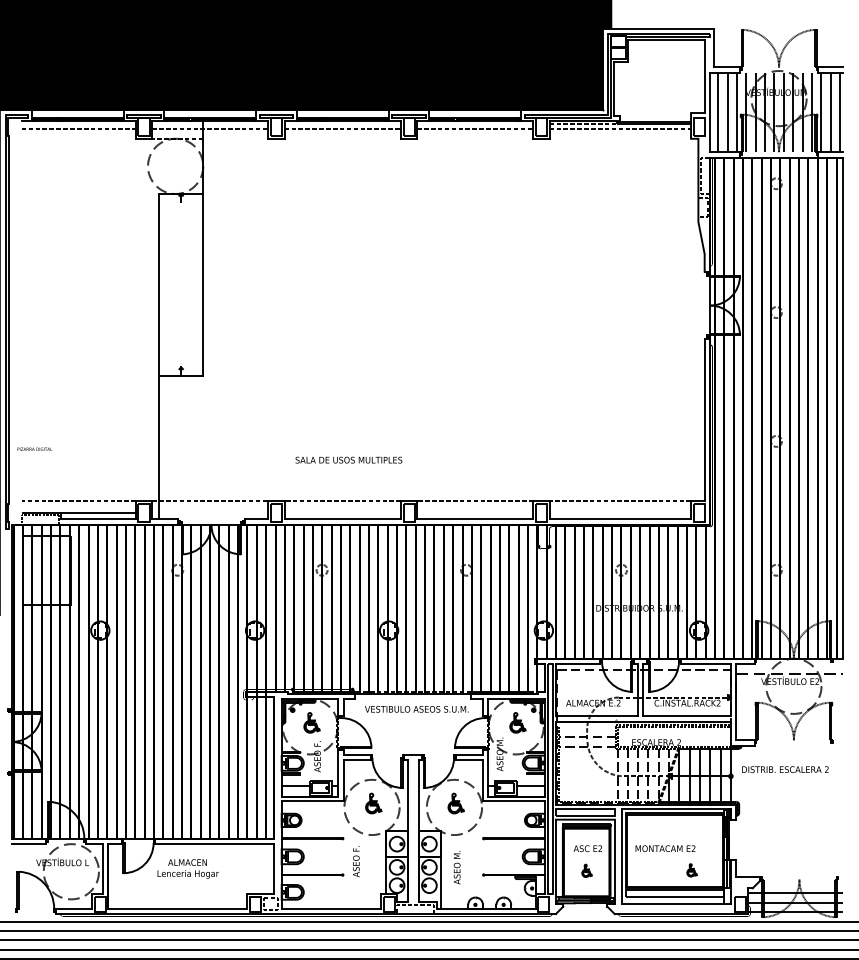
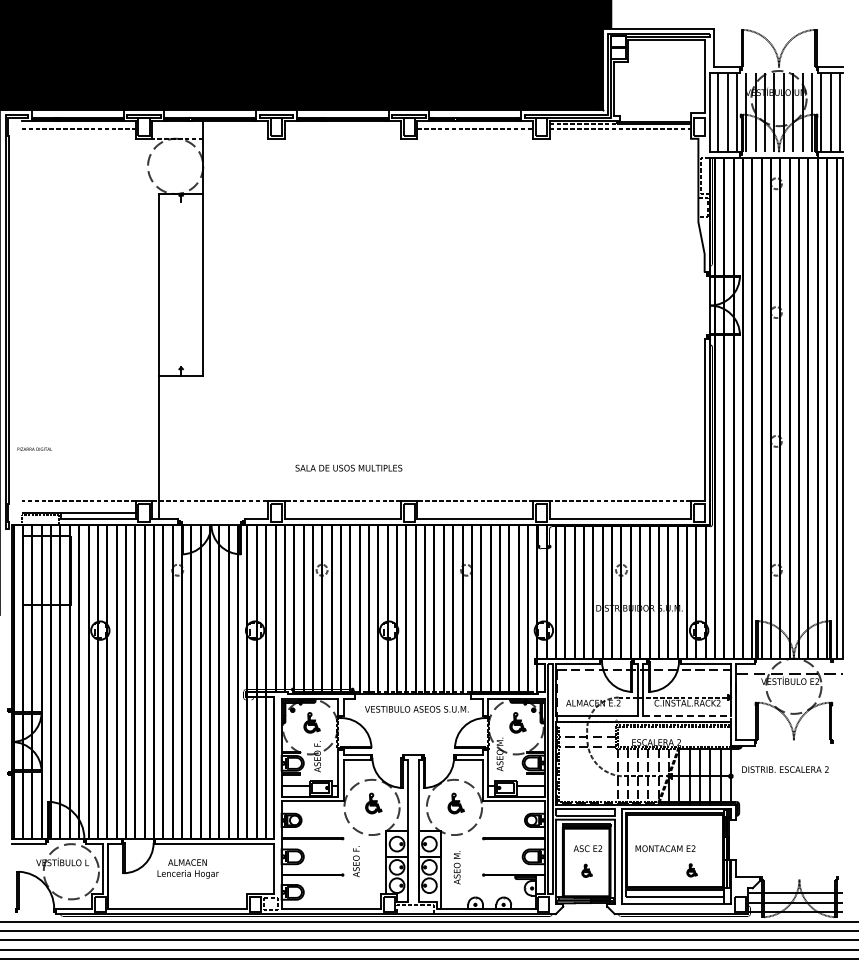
line: present -> none (210, 128)
line: present -> none (342, 128)
text position: (348, 459) -> (348, 467) (348, 467)
line: solid -> dashed (687, 716)
